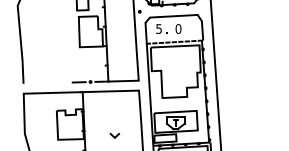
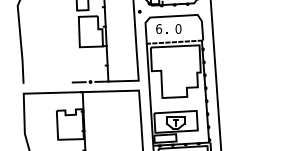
text: 5 -> 6 (159, 28)
line: present -> none (113, 135)
